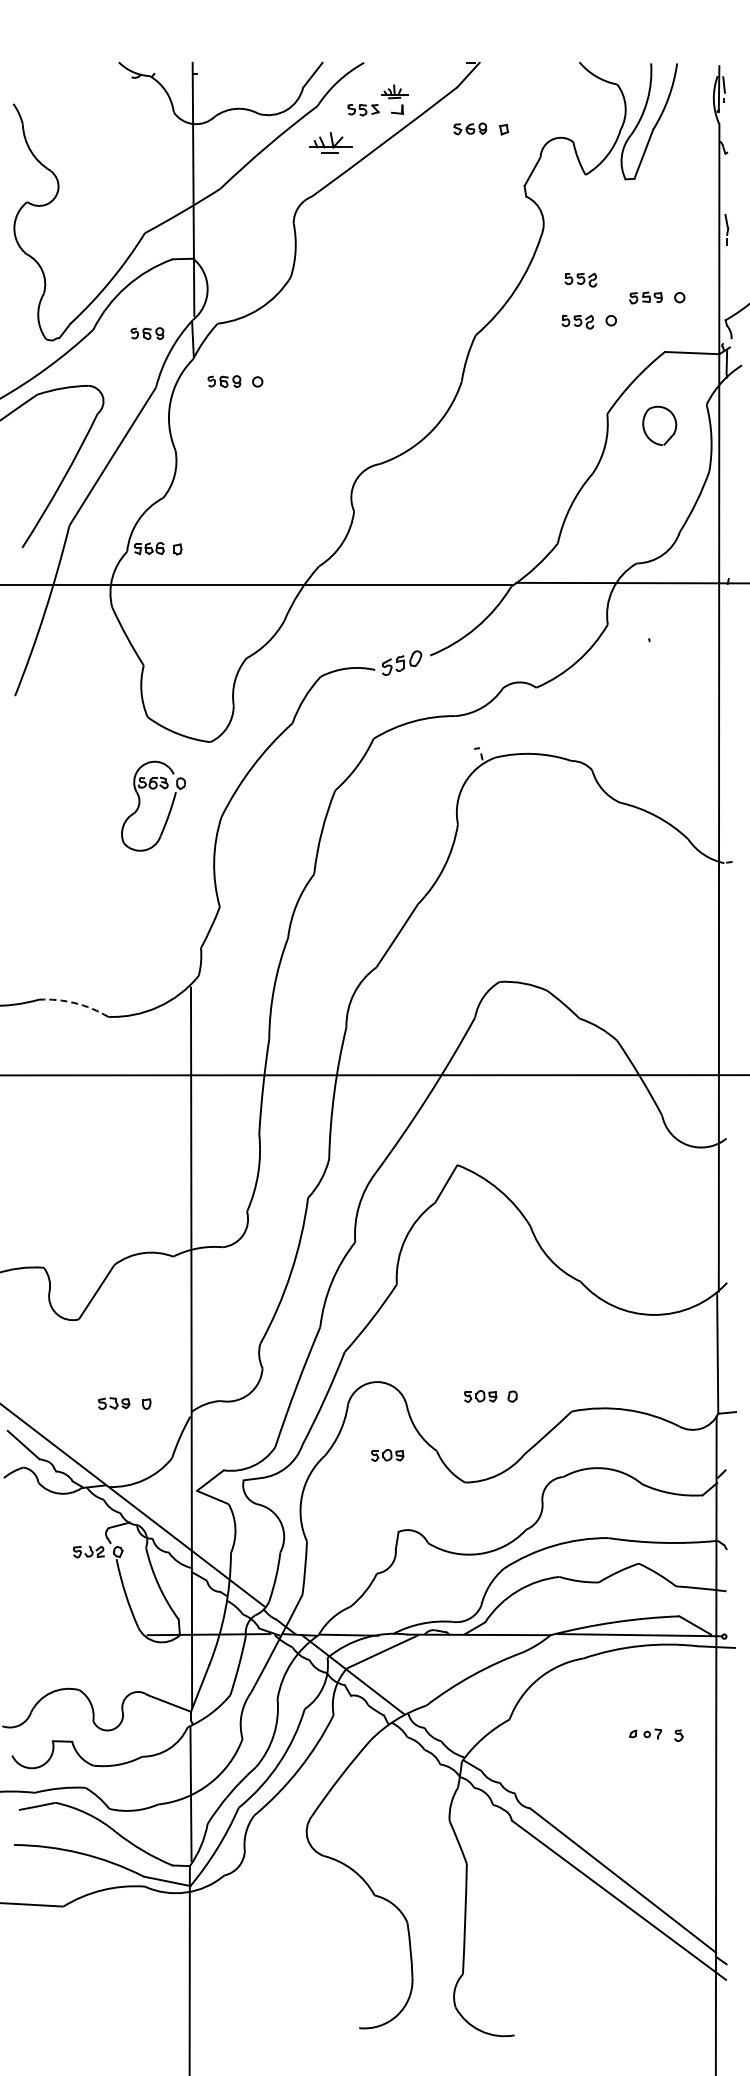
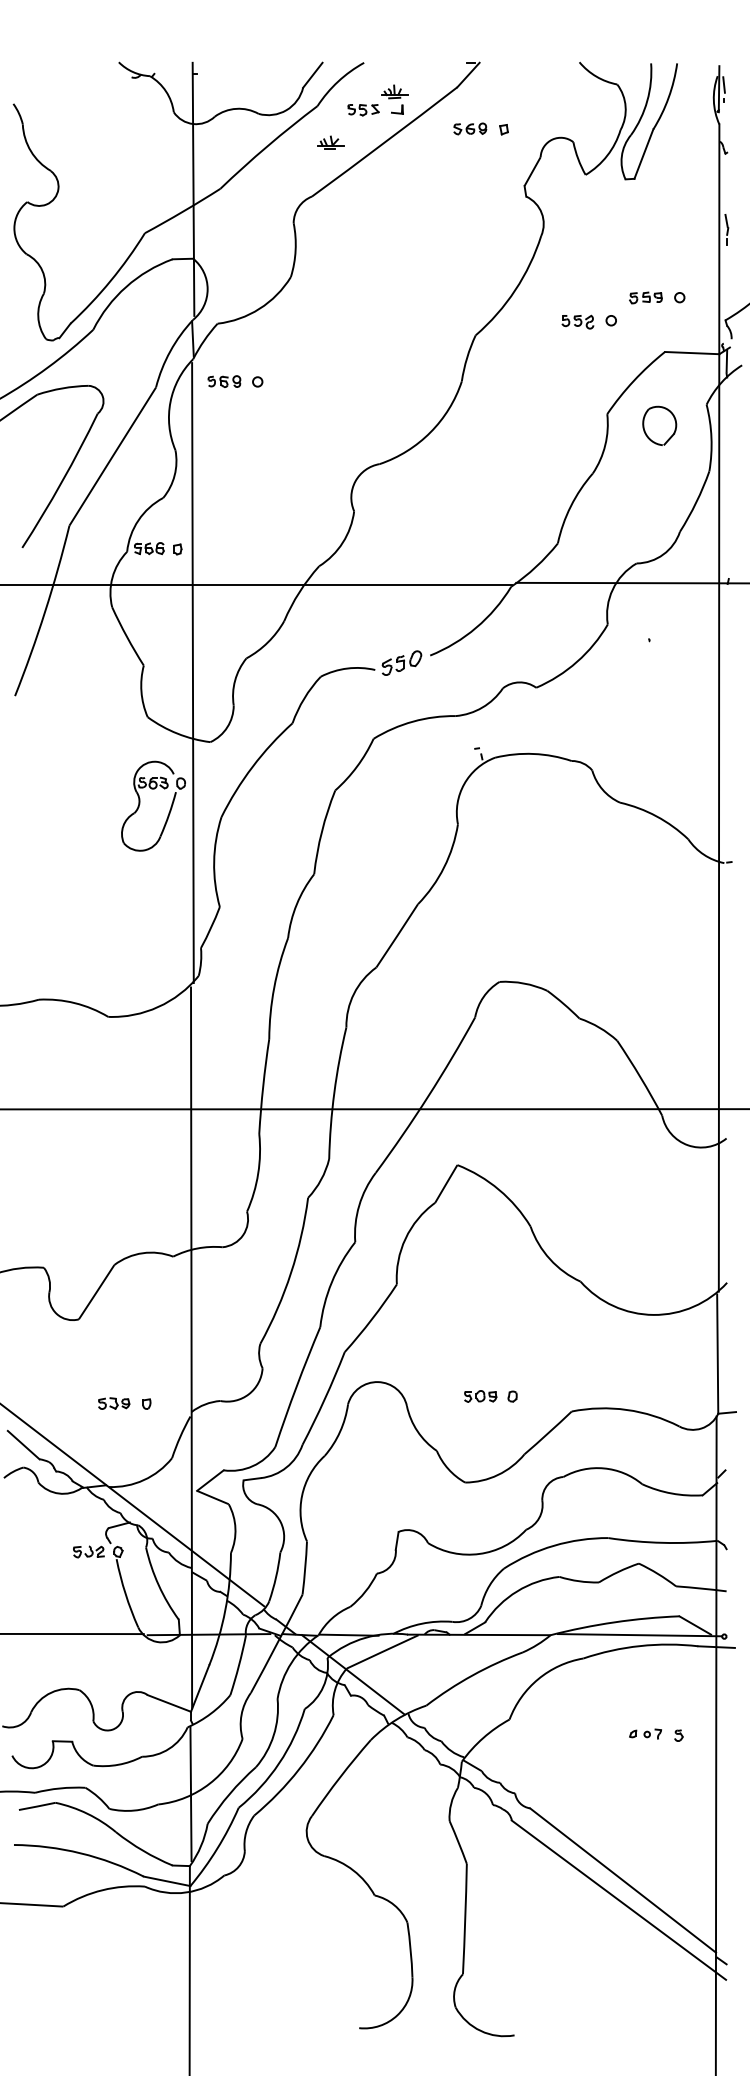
part size: 44x22 px -> 28x15 px (330, 142)
part: present -> none (580, 279)
part: present -> none (147, 333)
line: none -> present (192, 673)
arc: dashed -> solid (74, 1003)
line position: (374, 1075) -> (374, 1109) (374, 1109)
part: present -> none (387, 1455)
line: none -> present (72, 1633)
